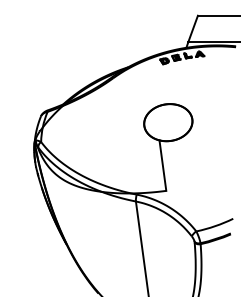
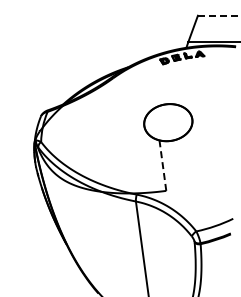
line: solid -> dashed (219, 15)
line: solid -> dashed (162, 165)
